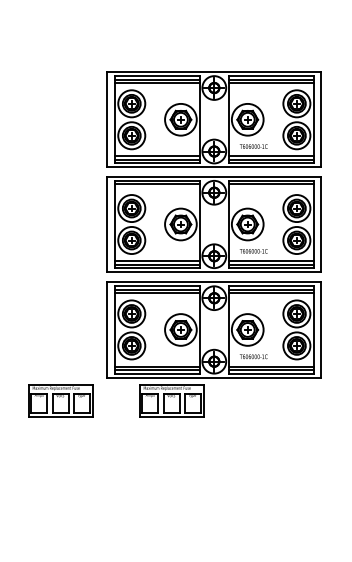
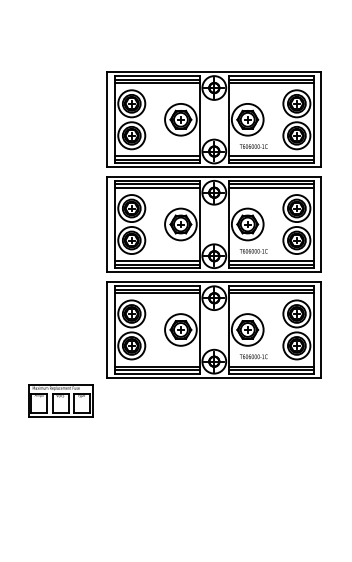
line: none -> present (156, 187)
line: none -> present (270, 187)
part: present -> none (171, 400)
